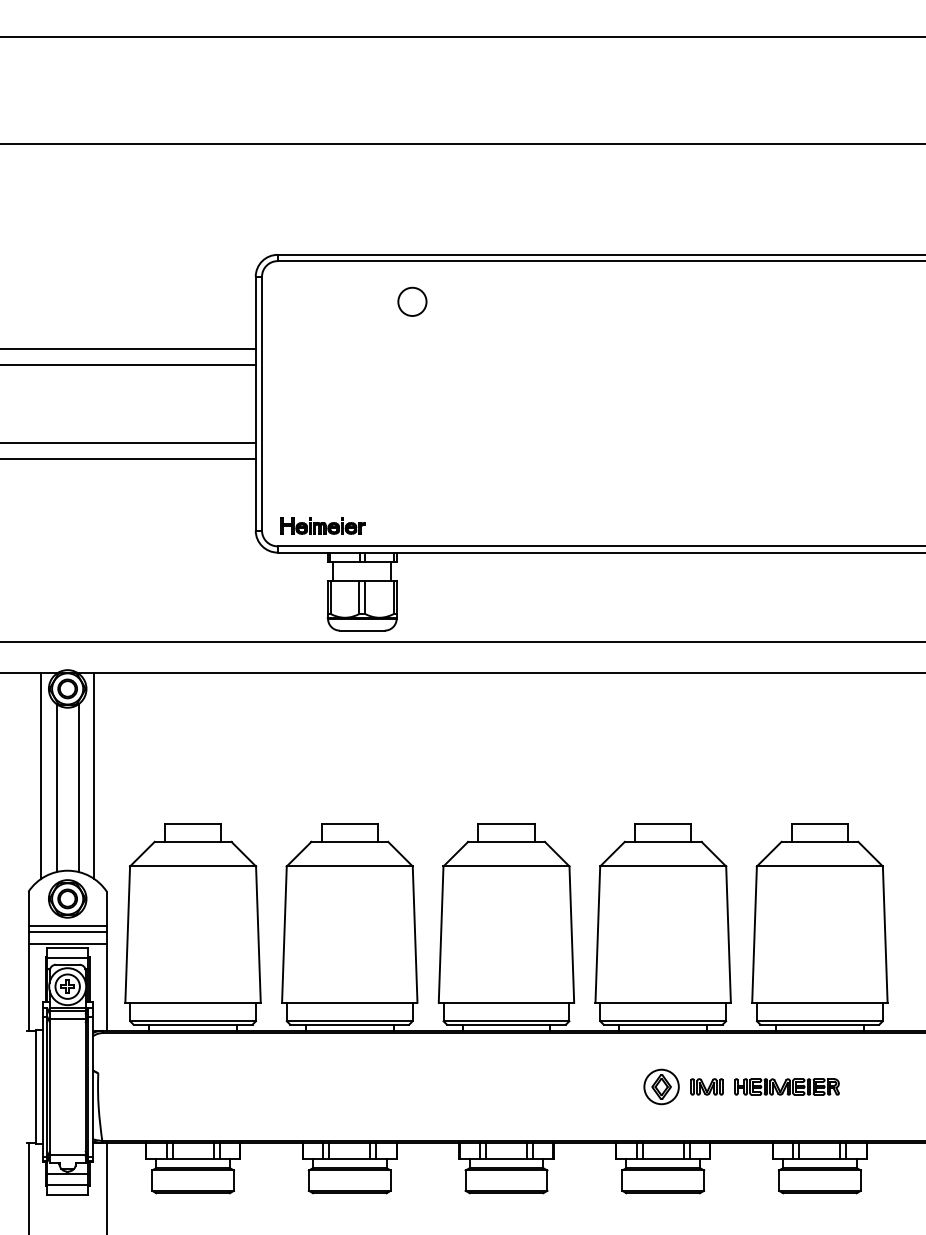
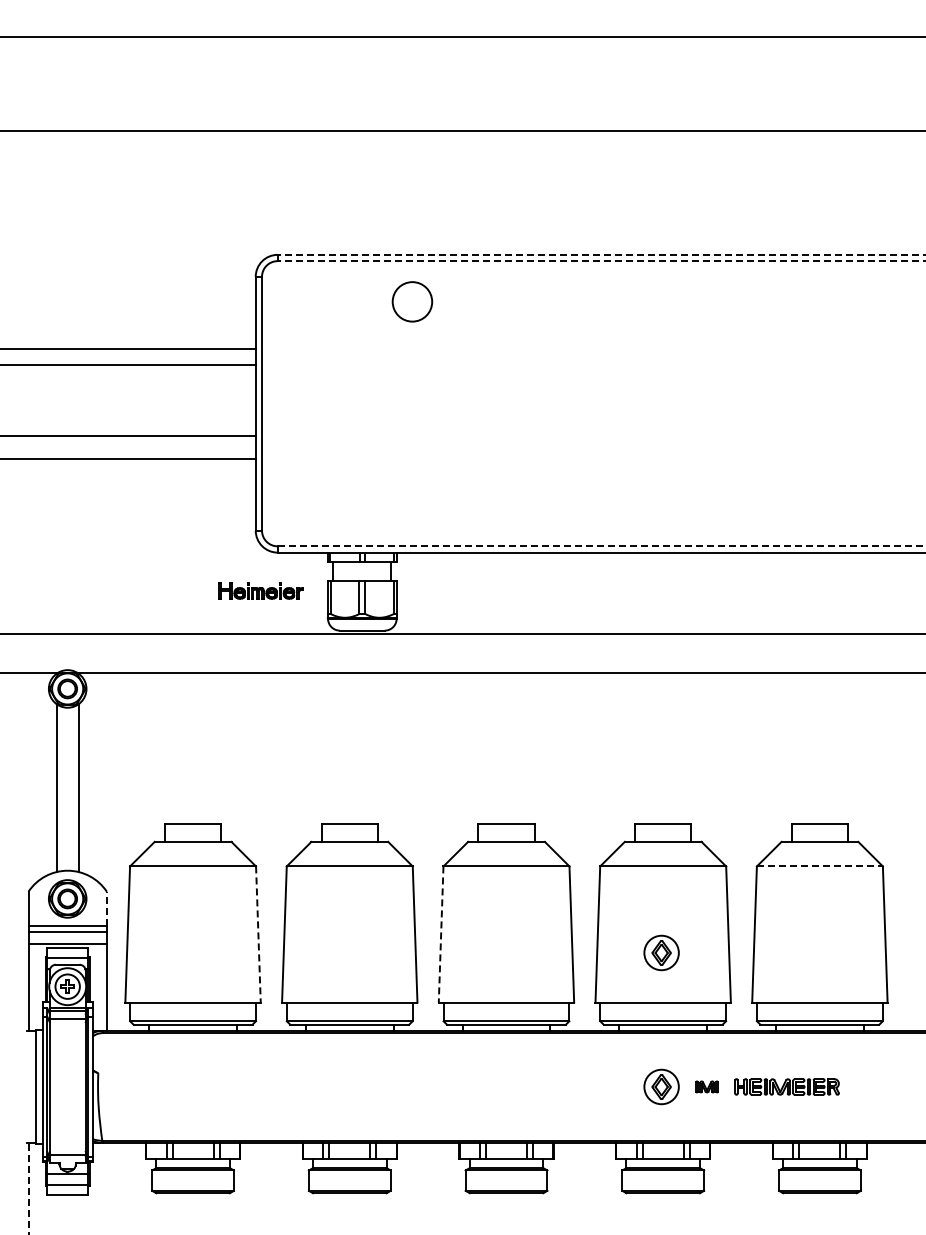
line position: (462, 143) -> (462, 130) (462, 130)
line: solid -> dashed (601, 254)
line: solid -> dashed (601, 261)
circle diameter: 28 px -> 39 px (412, 301)
line position: (128, 442) -> (128, 435) (128, 435)
part position: (322, 525) -> (260, 590) (260, 590)
line: solid -> dashed (601, 546)
line position: (462, 641) -> (462, 633) (462, 633)
line: present -> none (41, 775)
line: present -> none (94, 775)
line: solid -> dashed (819, 866)
line: solid -> dashed (106, 908)
line: solid -> dashed (258, 935)
line: solid -> dashed (441, 935)
part: none -> present (661, 952)
part size: 34x18 px -> 24x14 px (706, 1086)
line: present -> none (106, 1187)
line: solid -> dashed (28, 1188)
